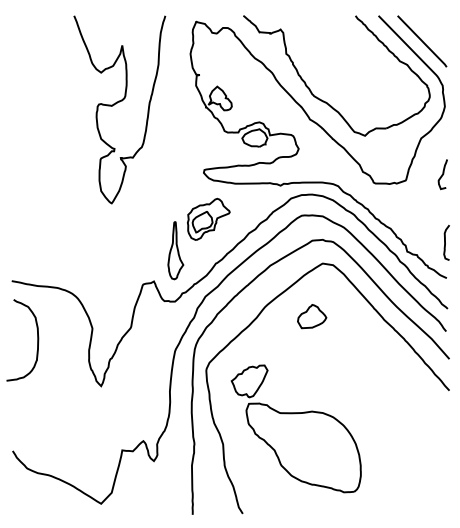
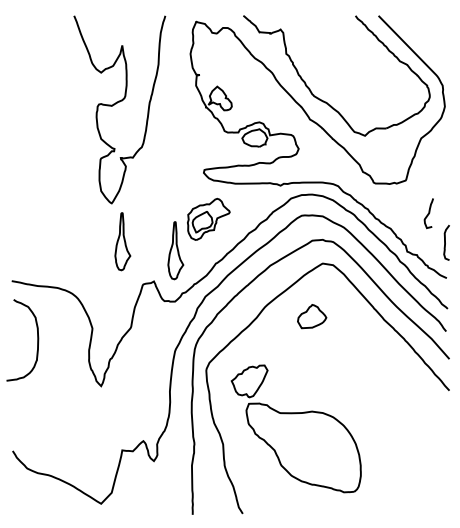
line: present -> none (422, 41)
curve position: (442, 174) -> (428, 213) (428, 213)
part: none -> present (122, 241)
